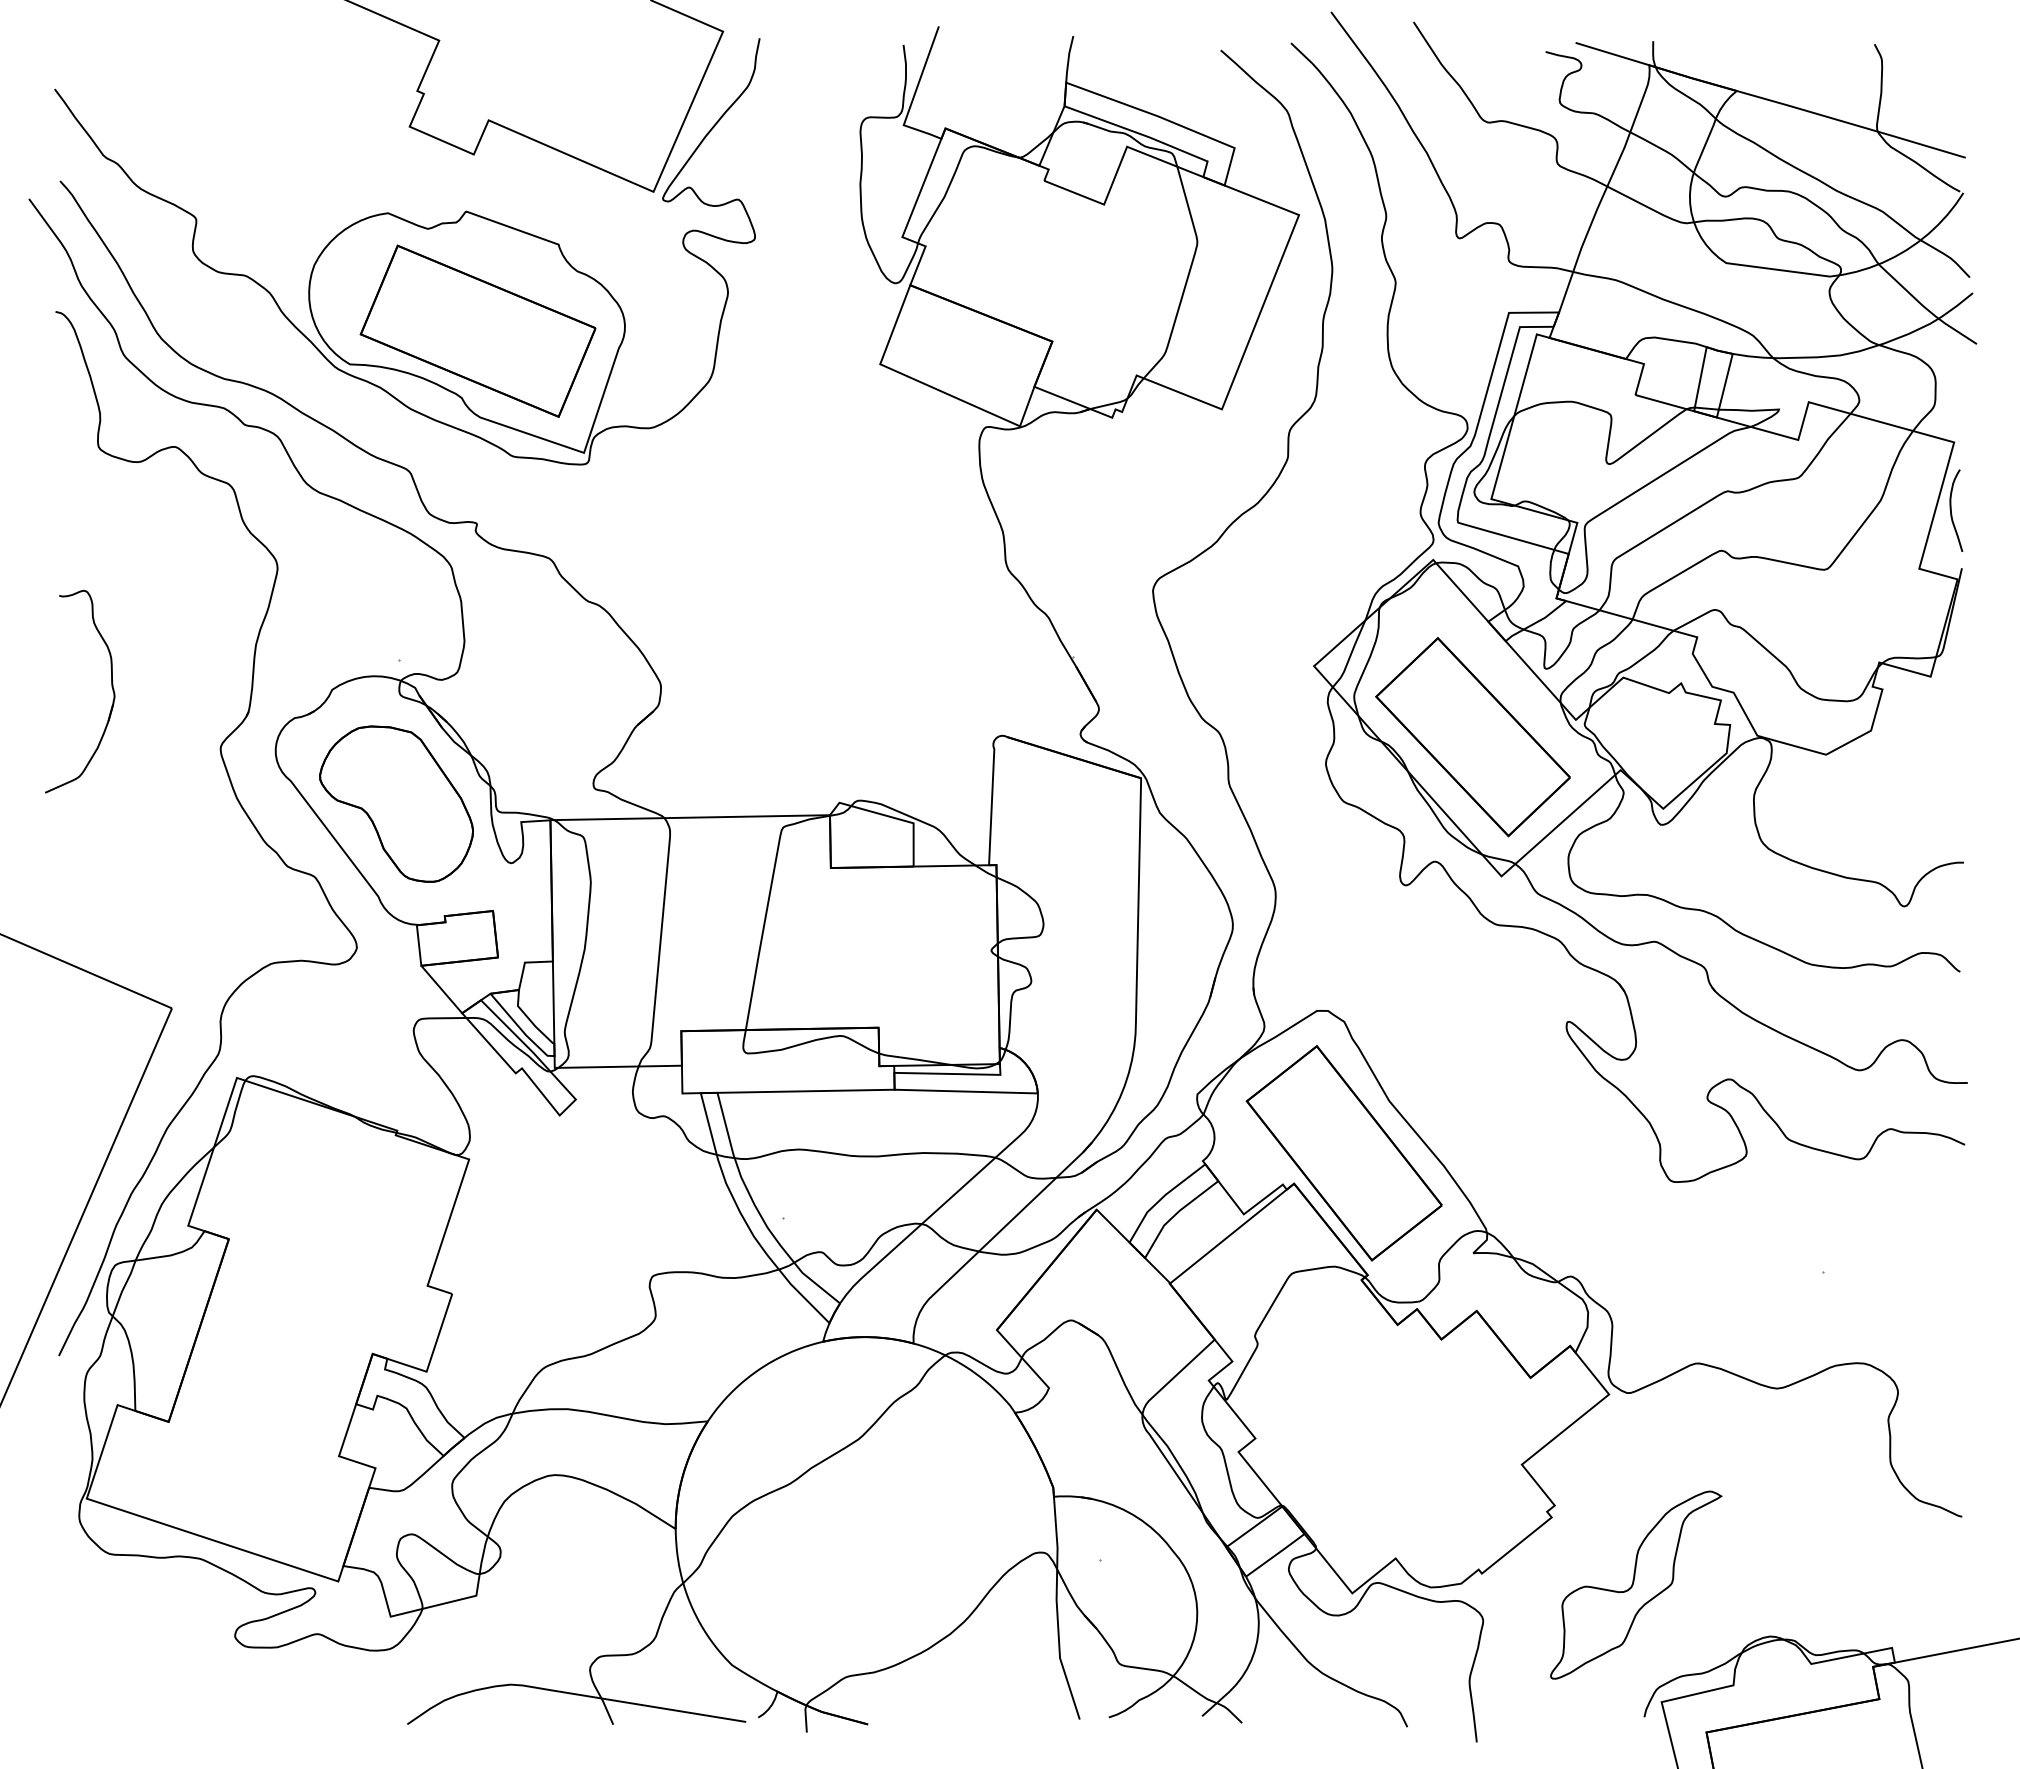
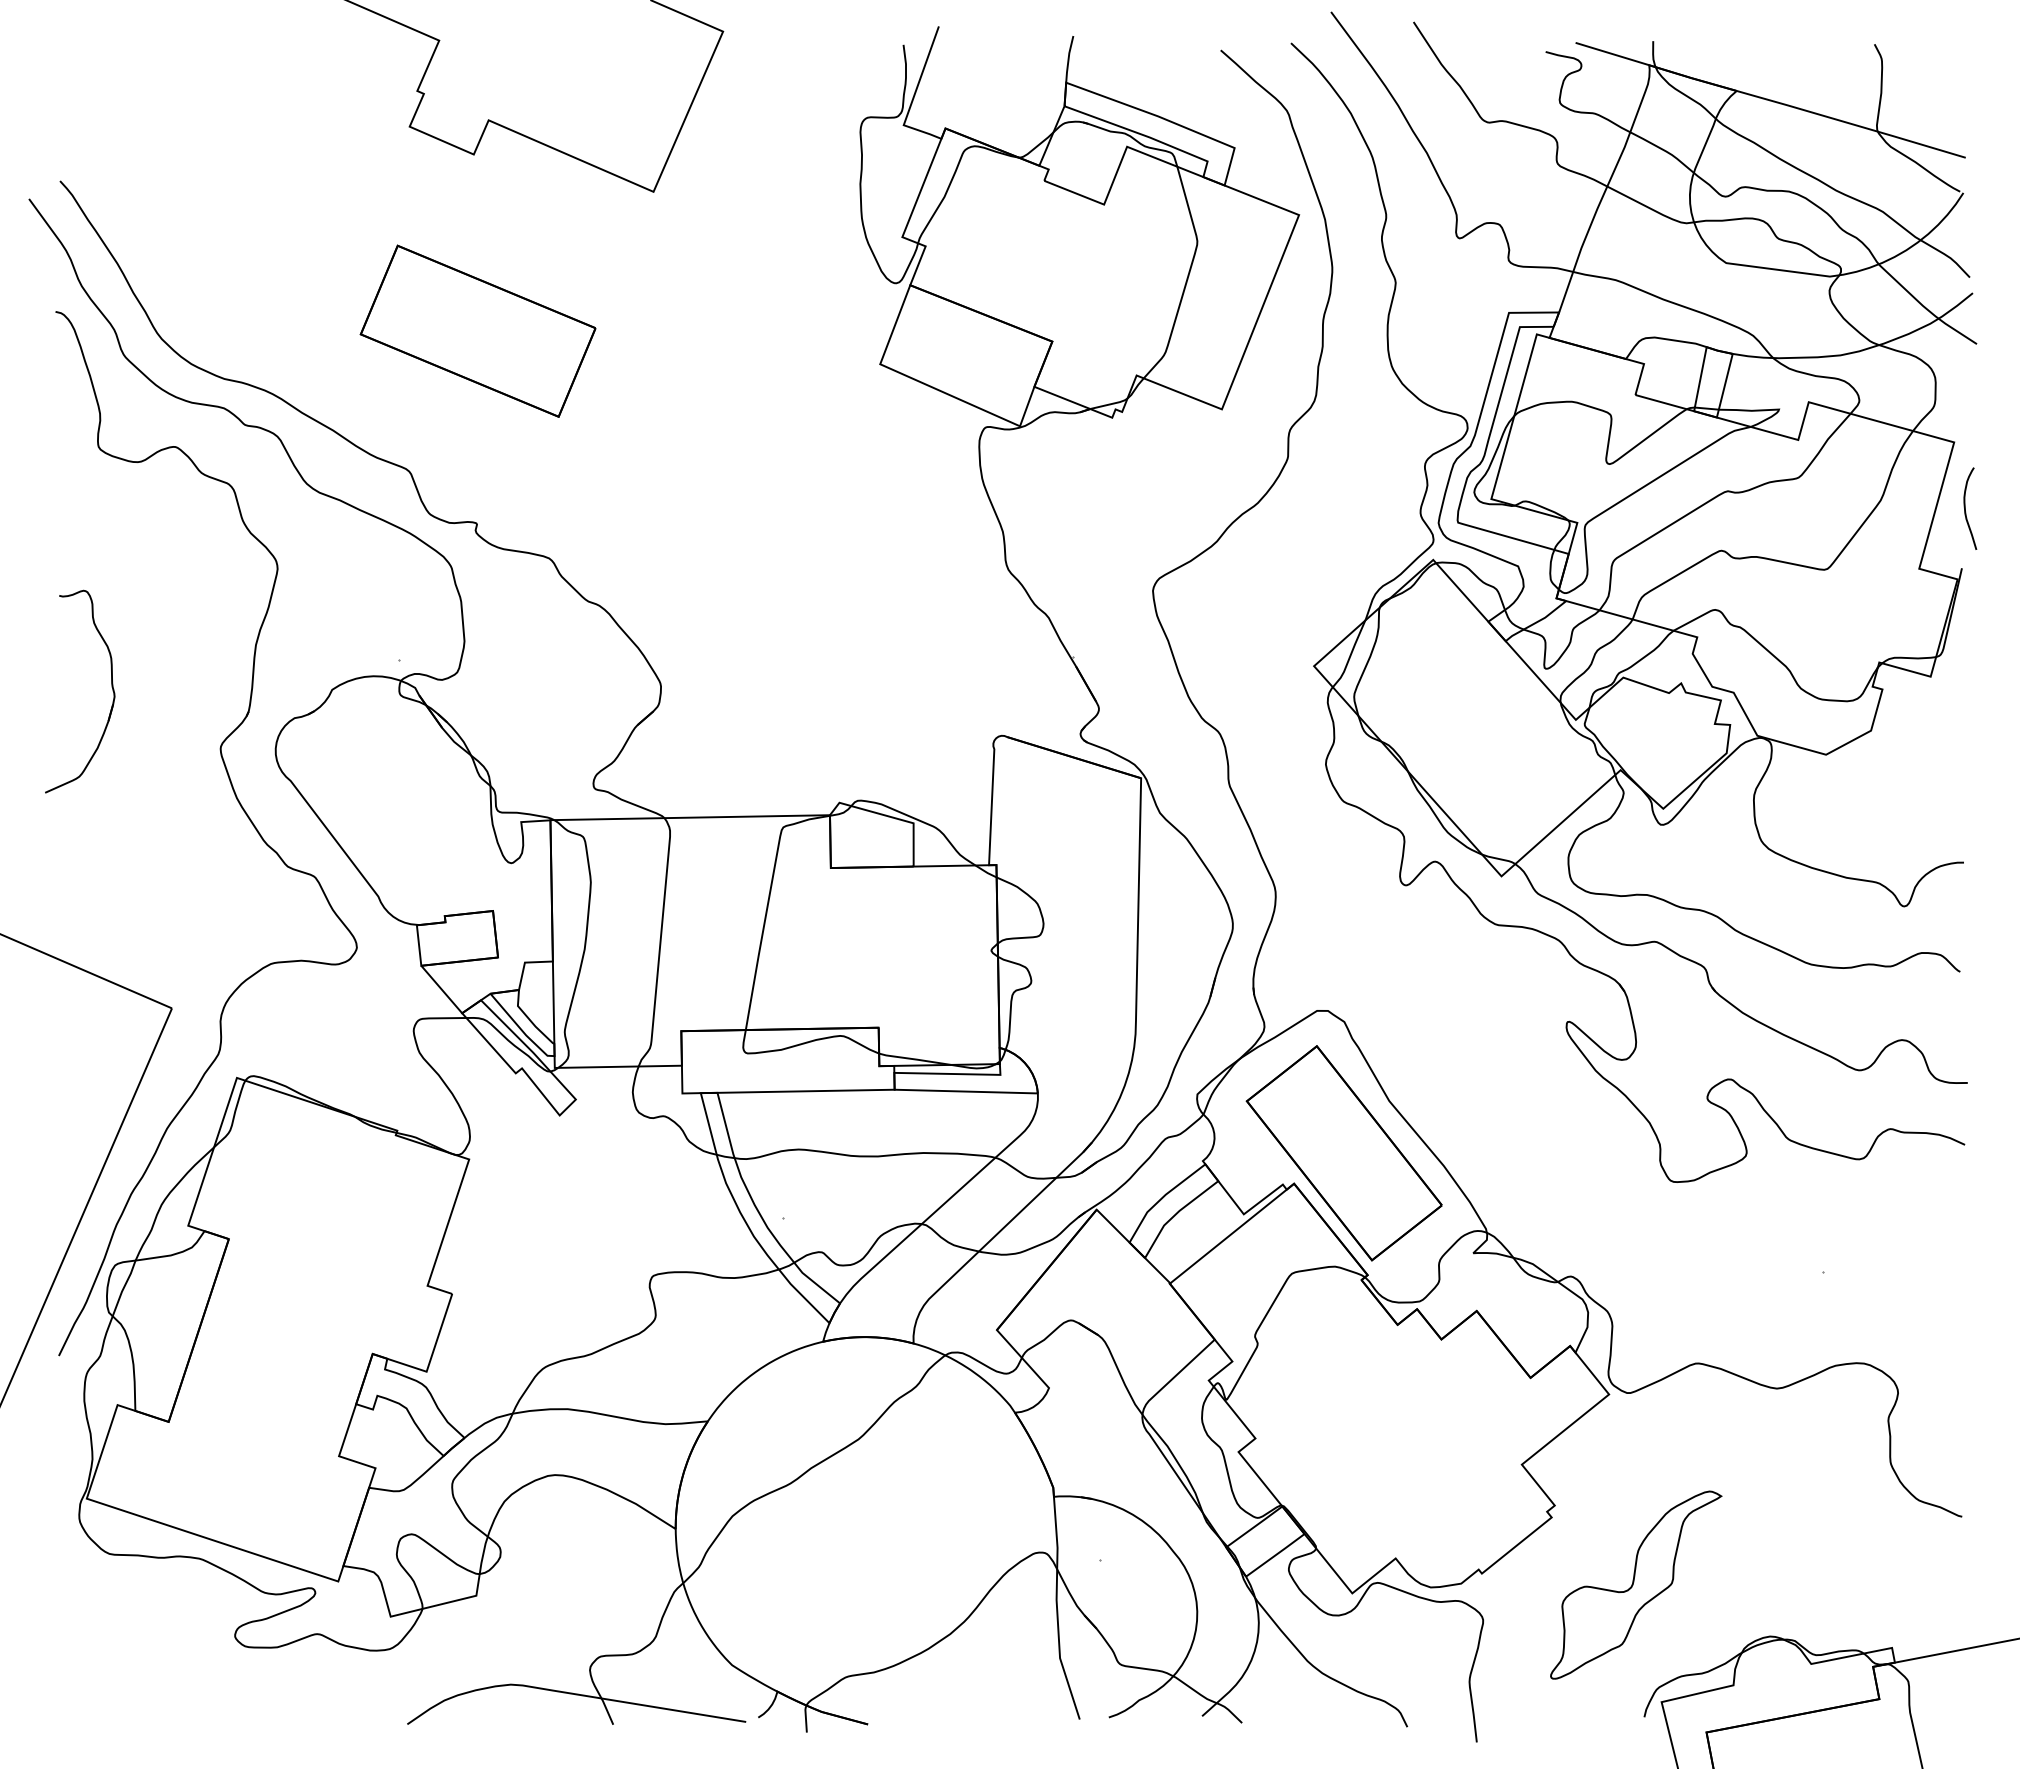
part: present -> none (407, 251)
curve position: (1951, 510) -> (1965, 508) (1965, 508)
part: present -> none (1472, 737)
part: present -> none (396, 803)
